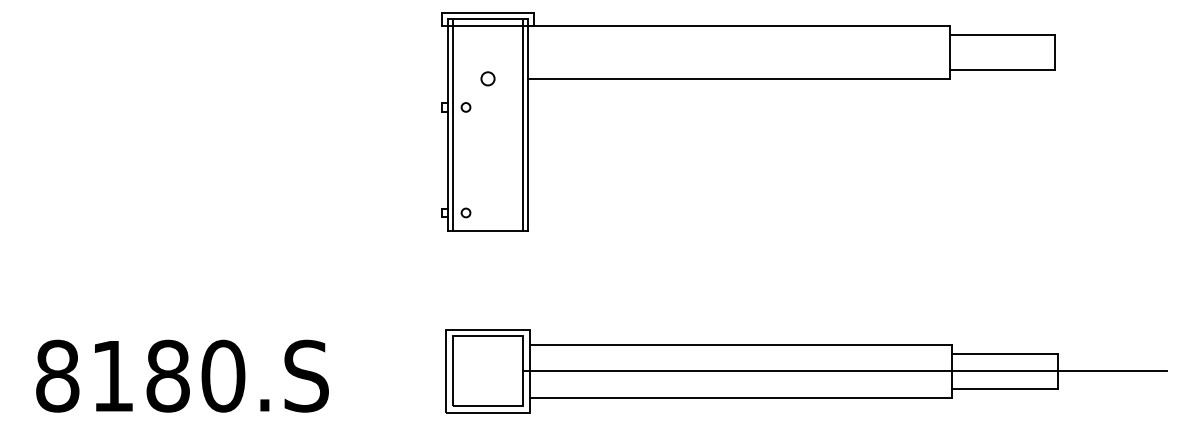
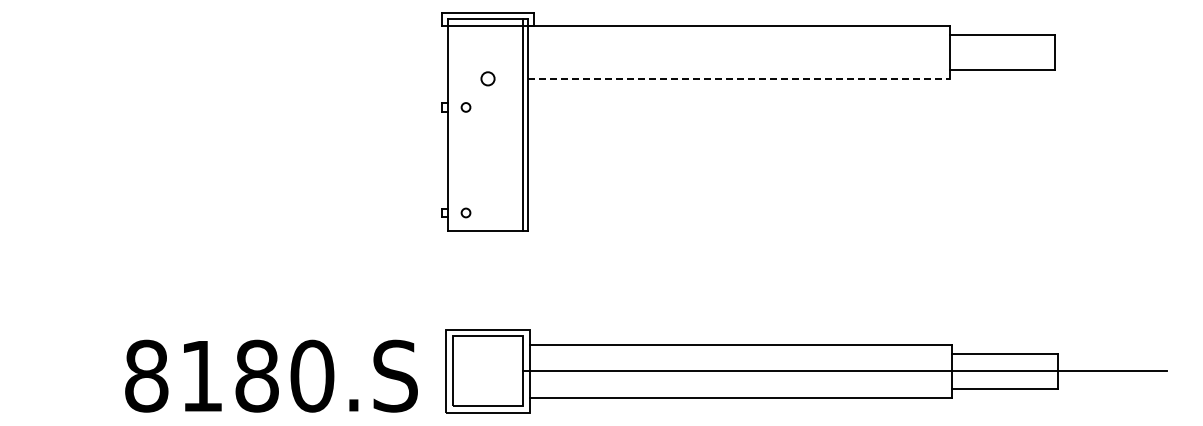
line: solid -> dashed (739, 78)
line: present -> none (452, 124)
text position: (182, 375) -> (271, 375) (271, 375)
